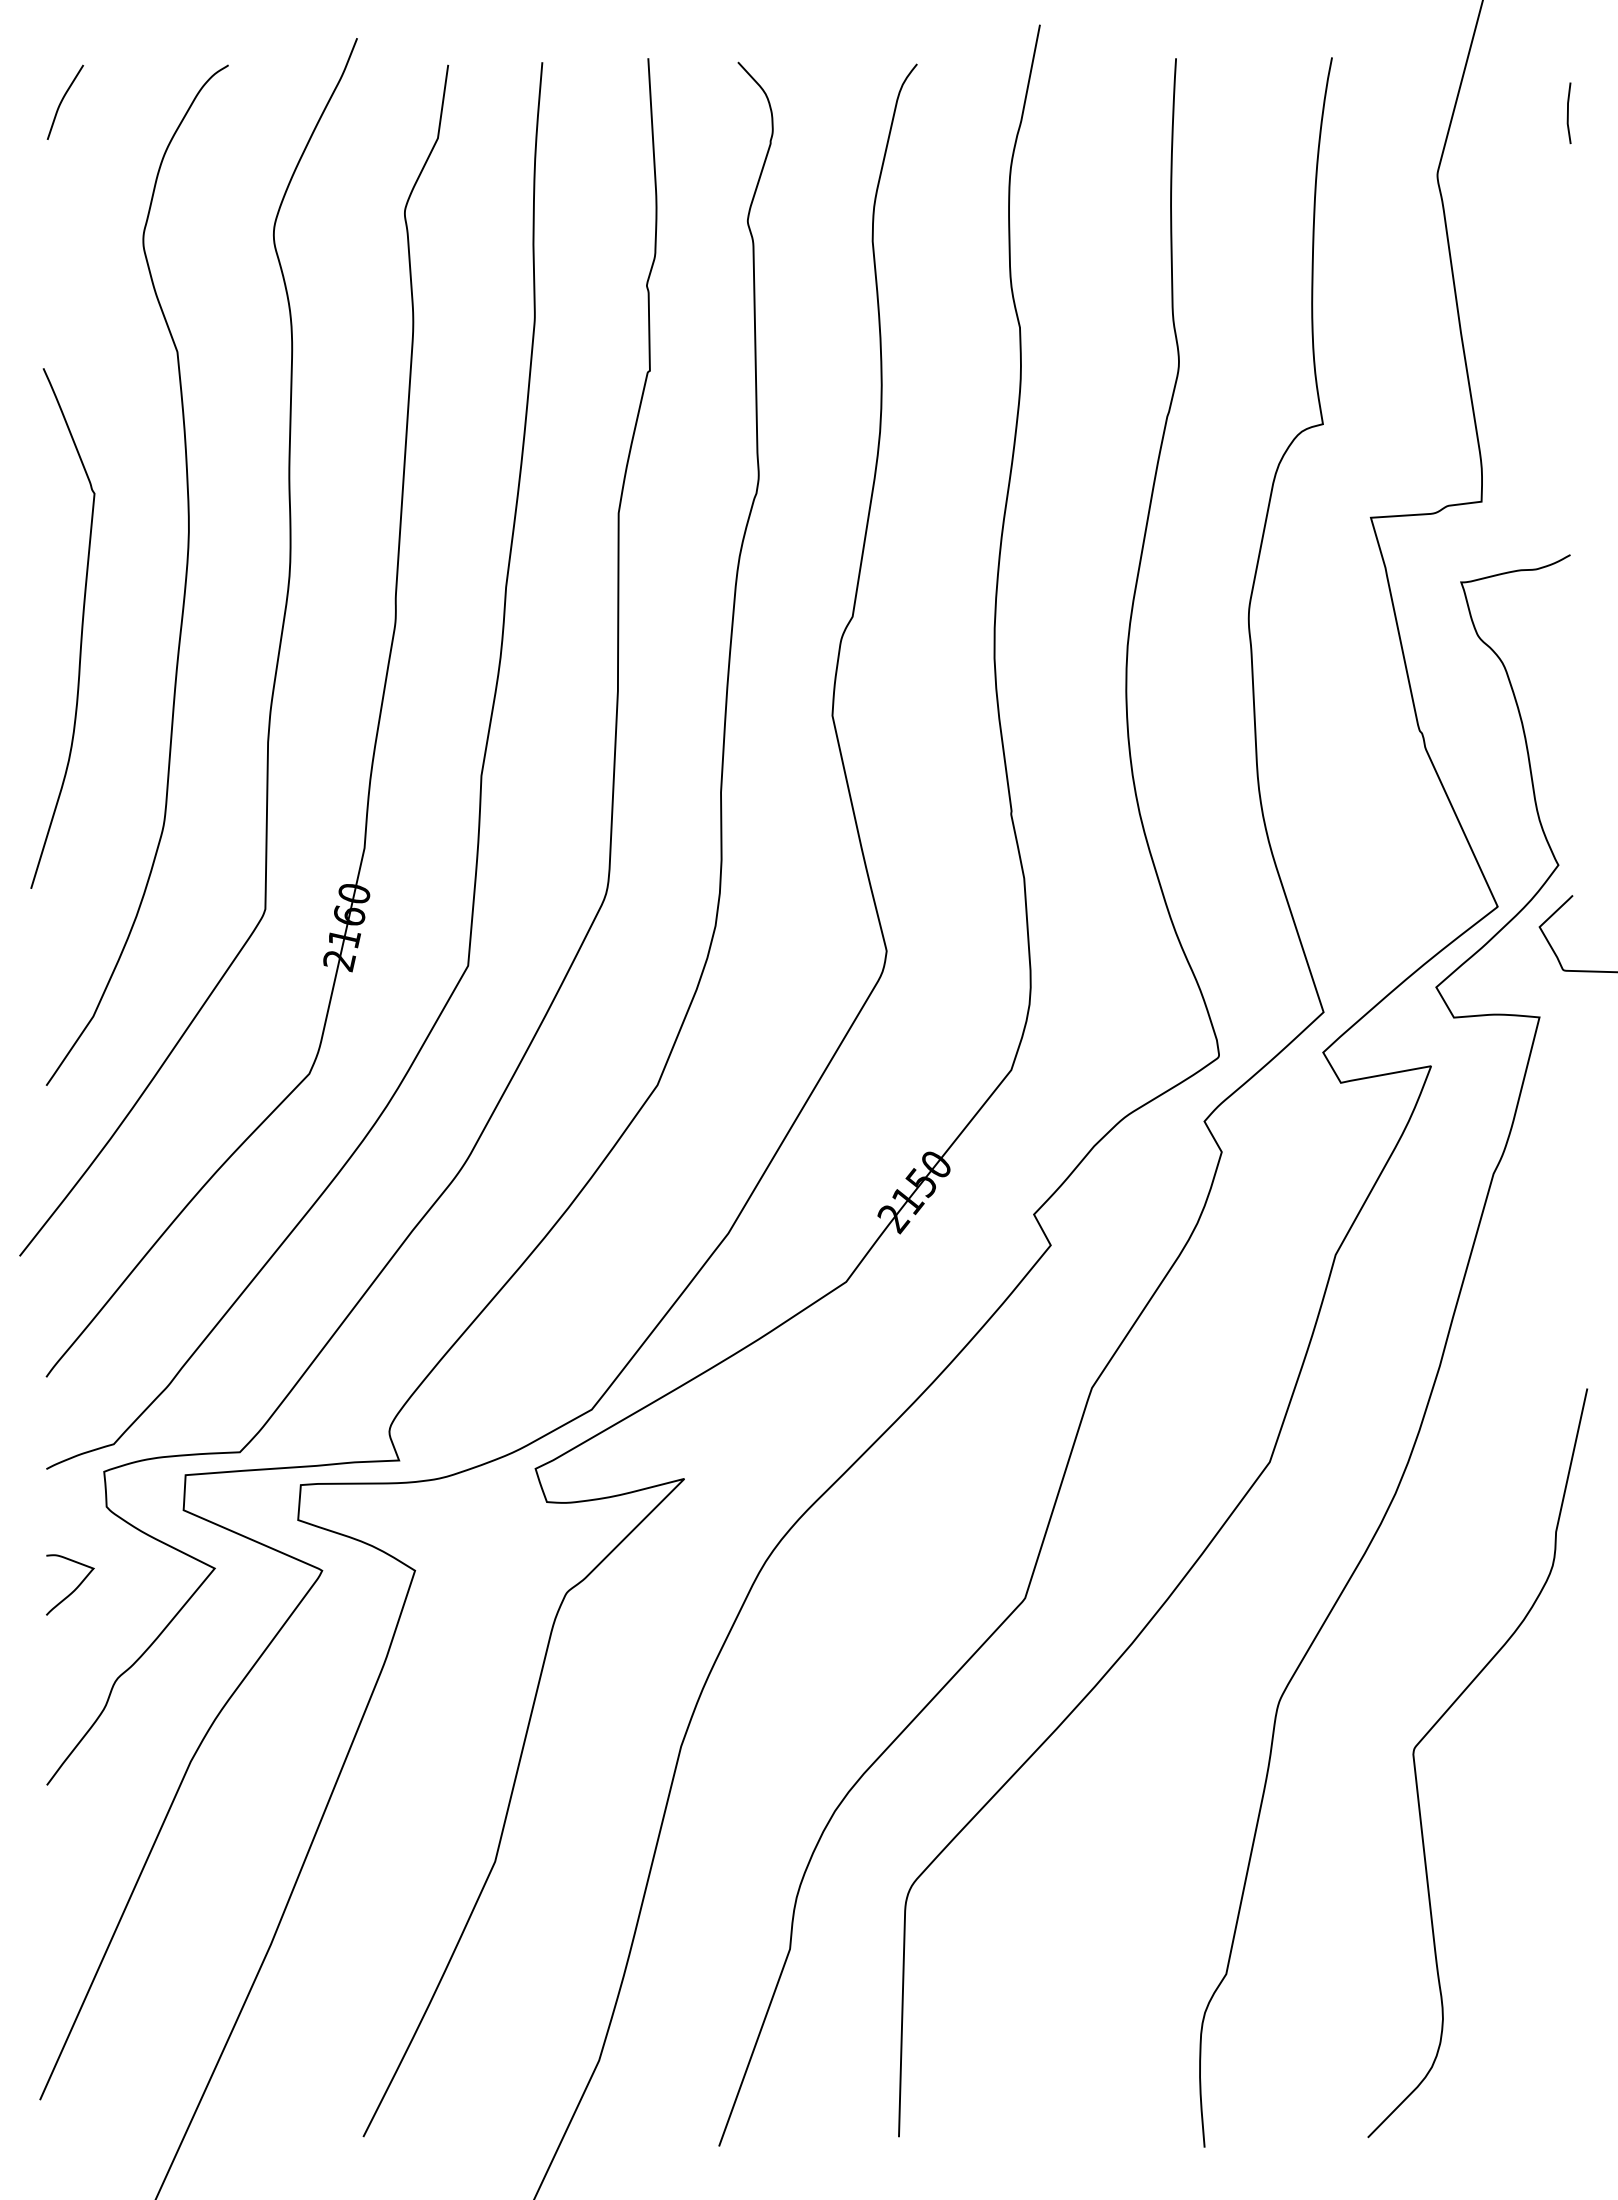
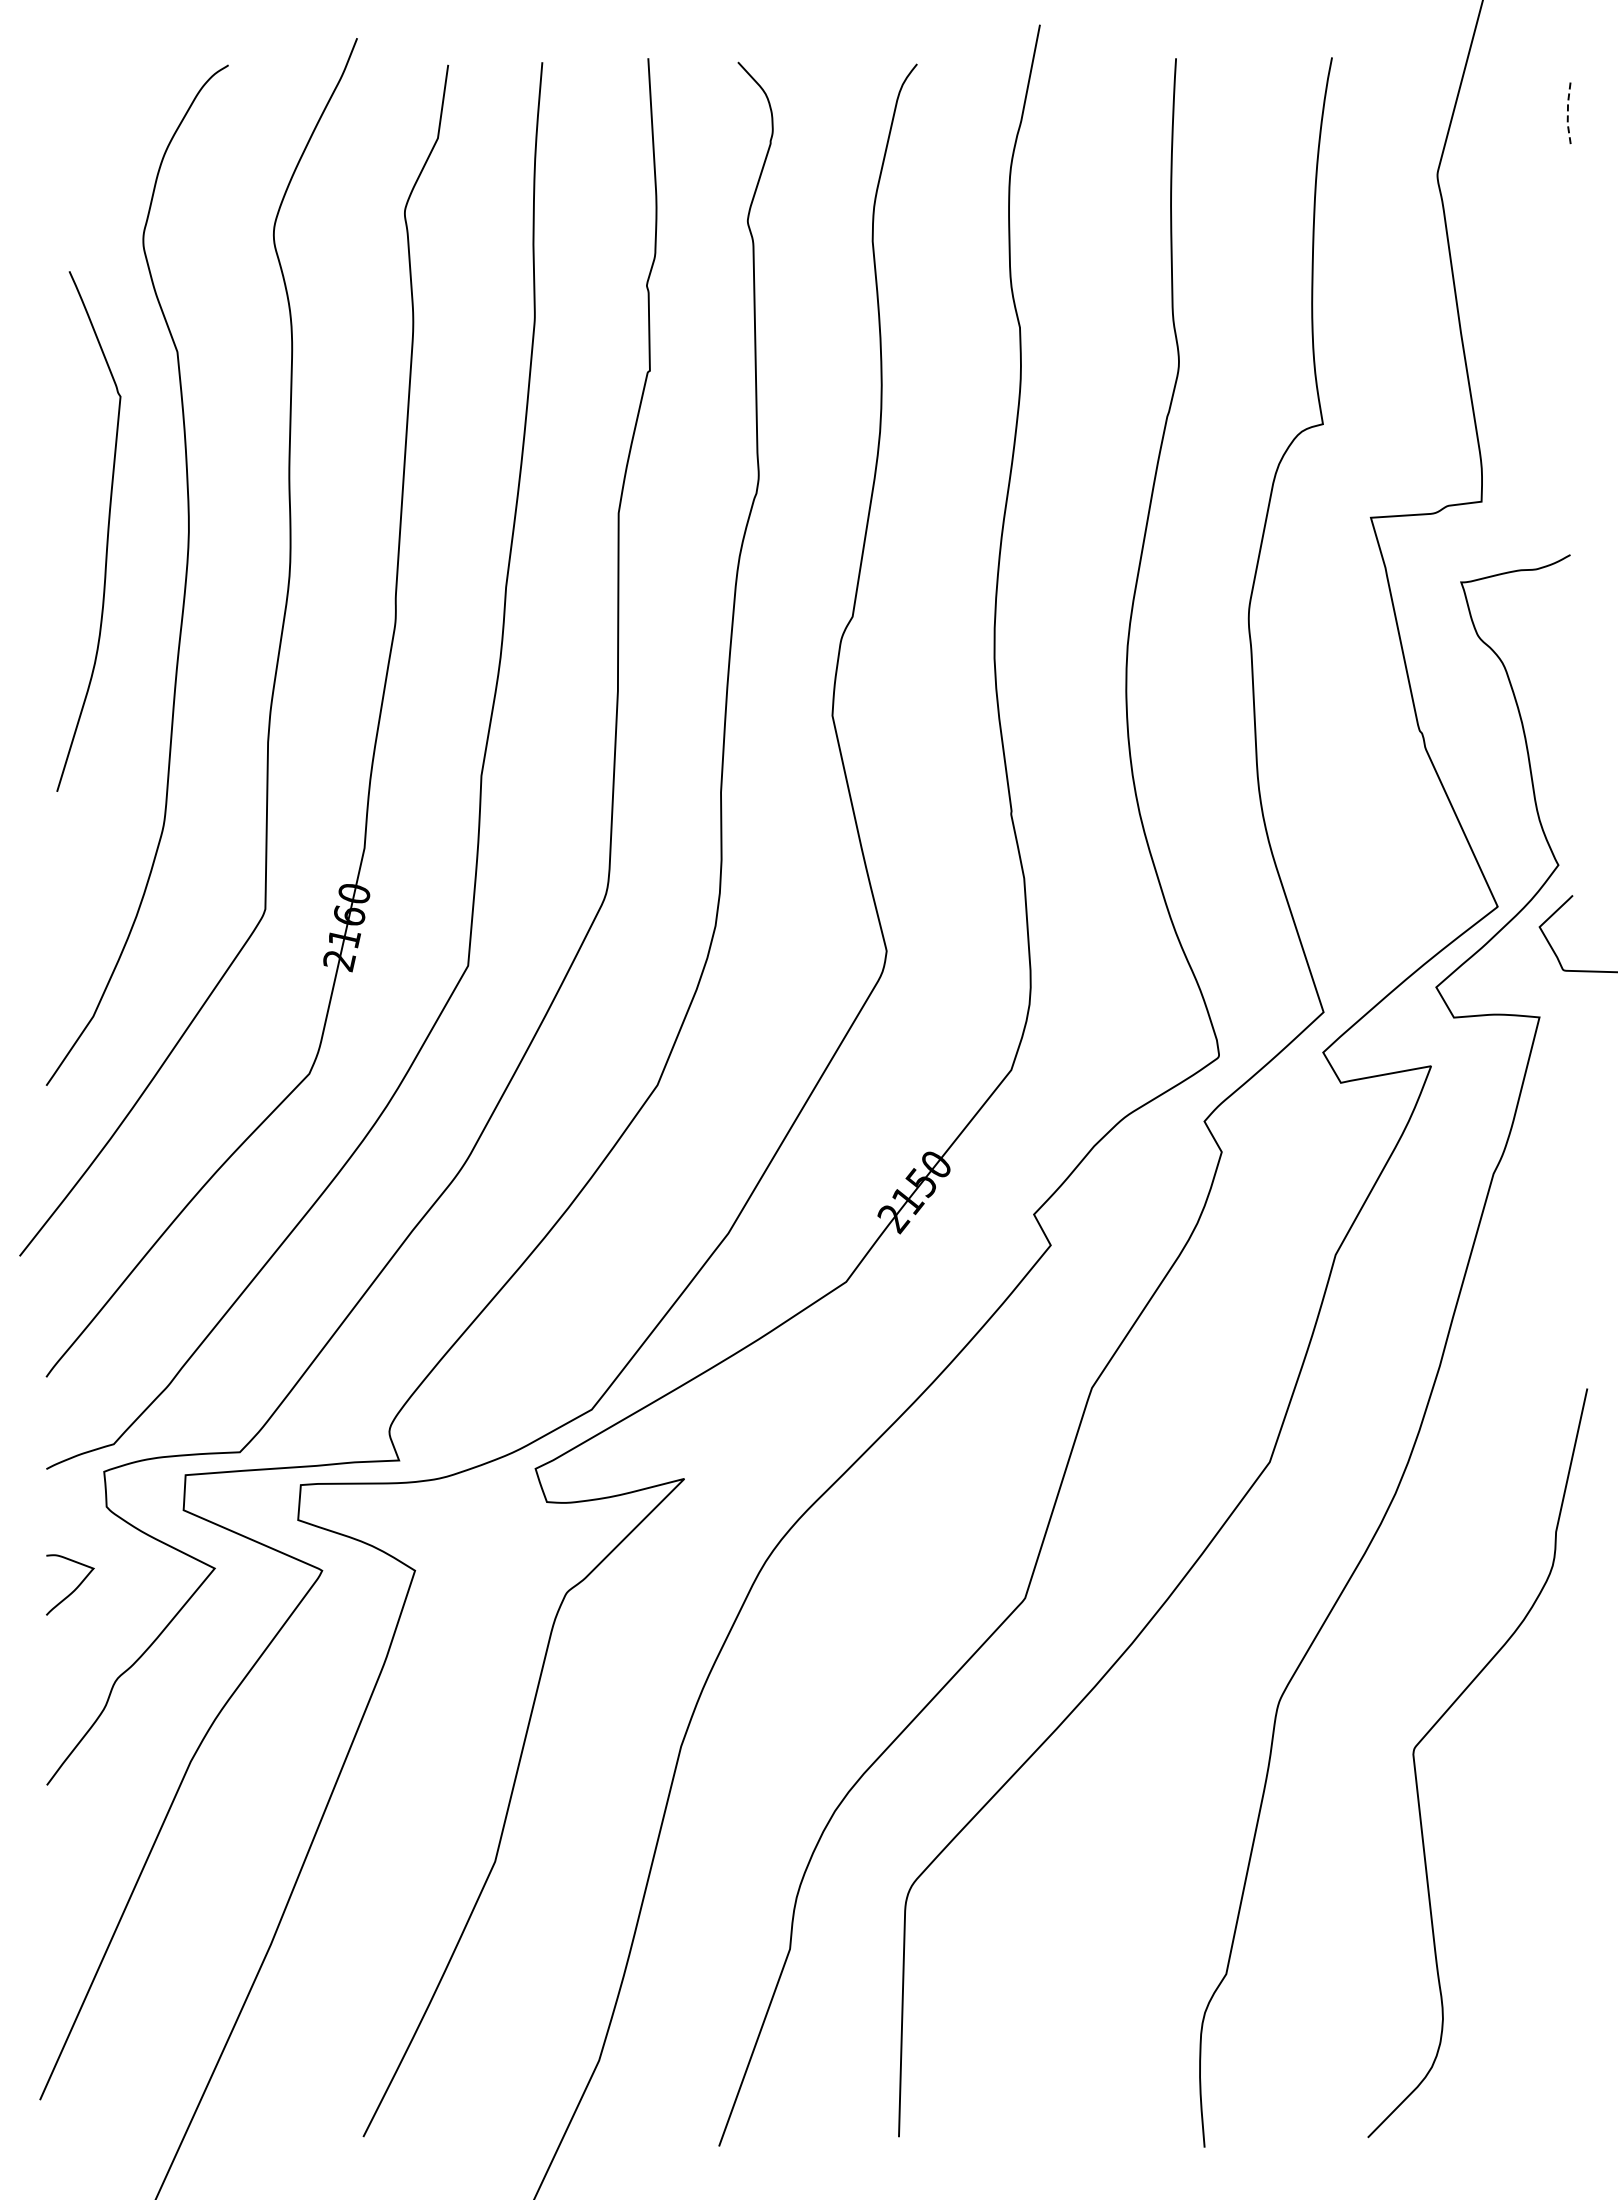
curve: present -> none (62, 101)
line: solid -> dashed (1567, 114)
curve position: (81, 628) -> (107, 531) (107, 531)
